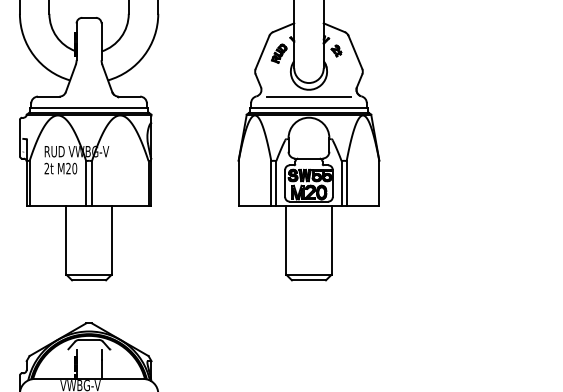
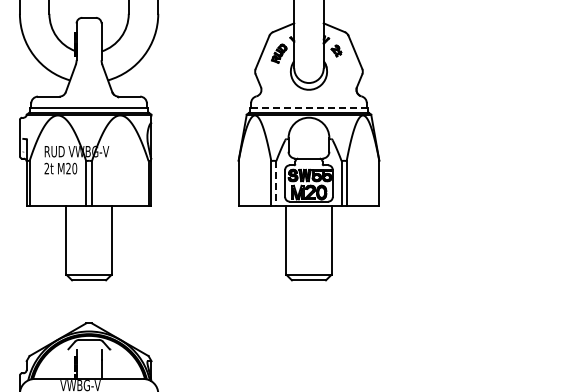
line: present -> none (308, 96)
line: solid -> dashed (308, 107)
line: solid -> dashed (276, 183)
